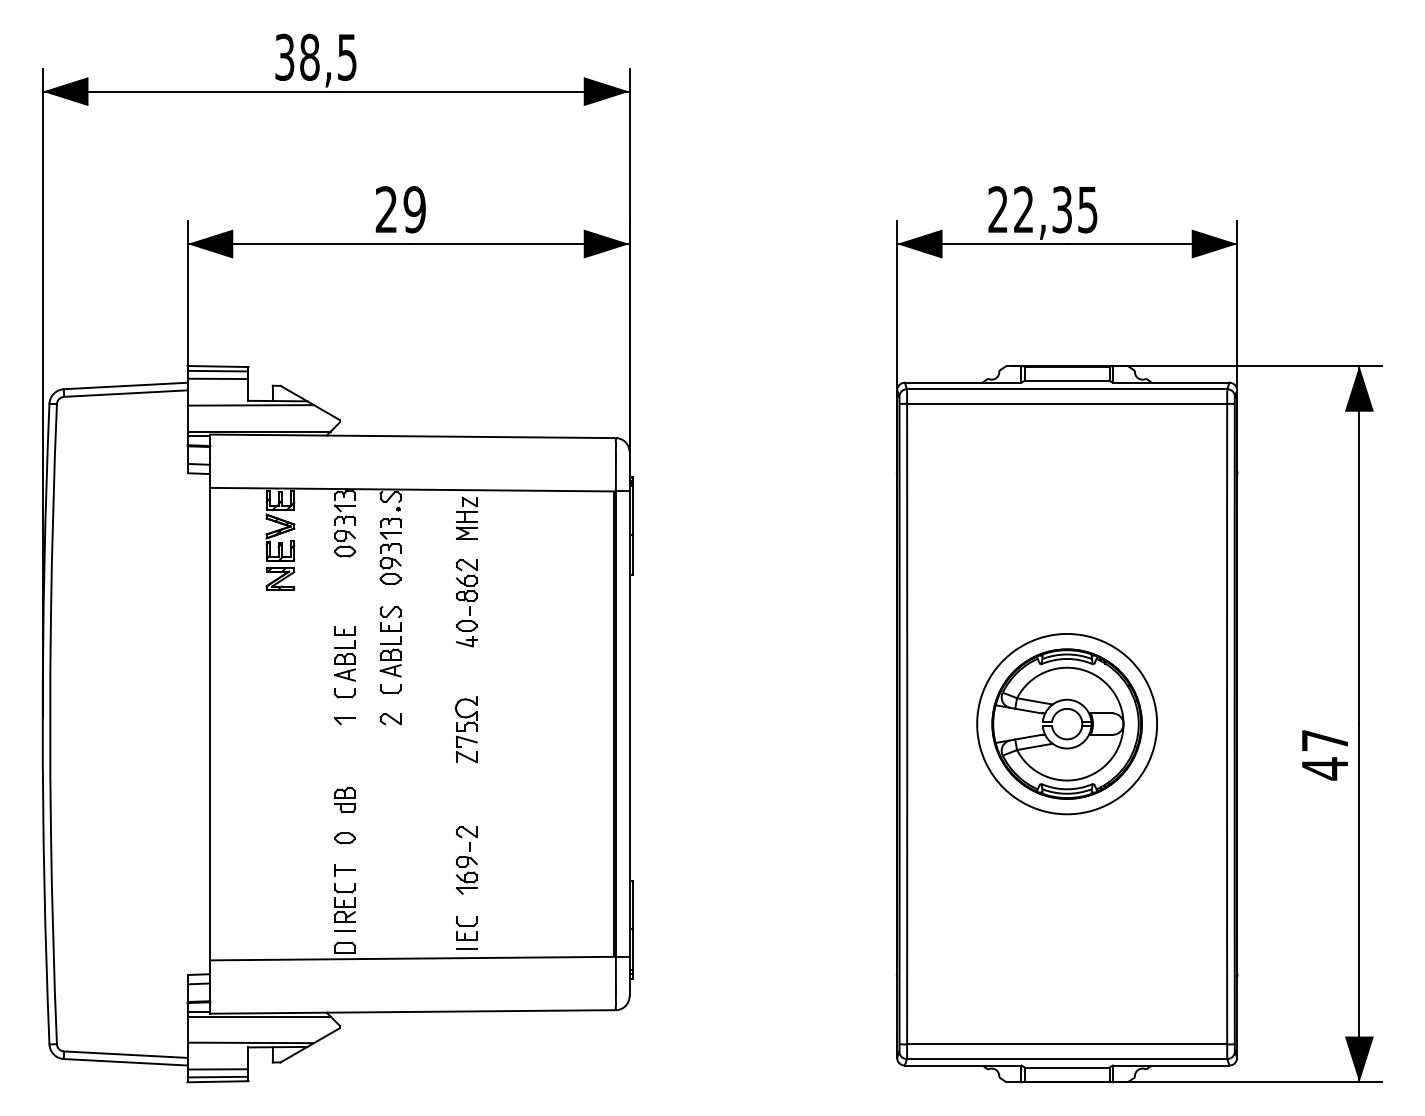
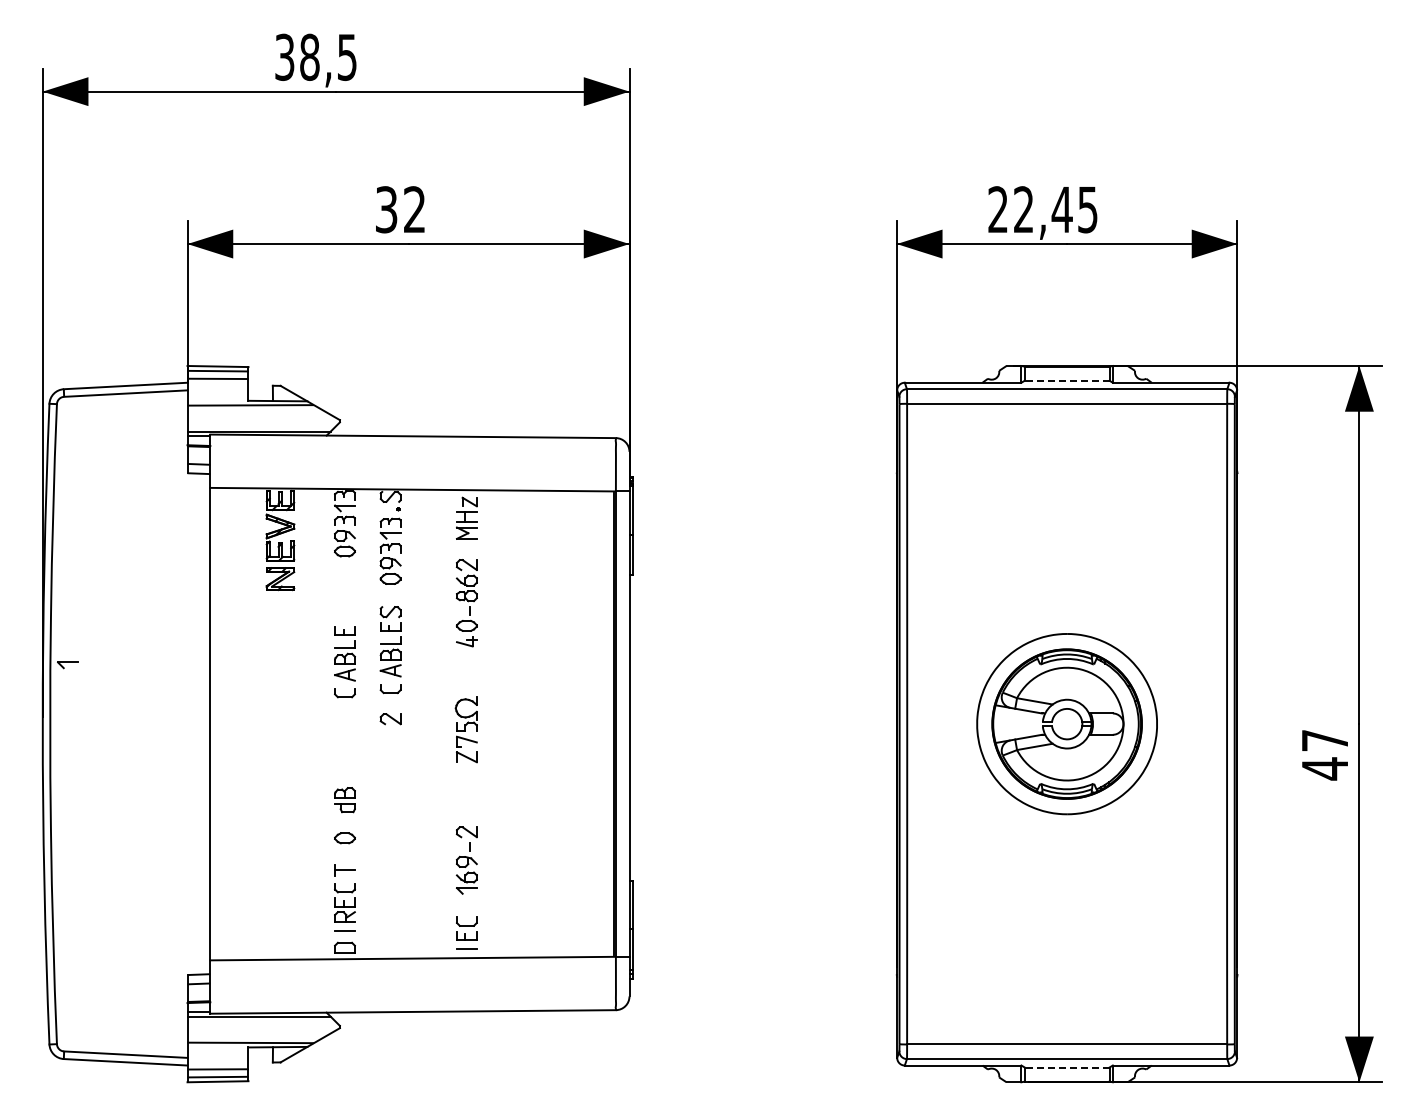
text: 29 -> 32 (400, 209)
text: 22,35 -> 22,45 (1061, 209)
line: solid -> dashed (1066, 380)
part position: (344, 721) -> (67, 665) (67, 665)
line: solid -> dashed (1066, 1067)
